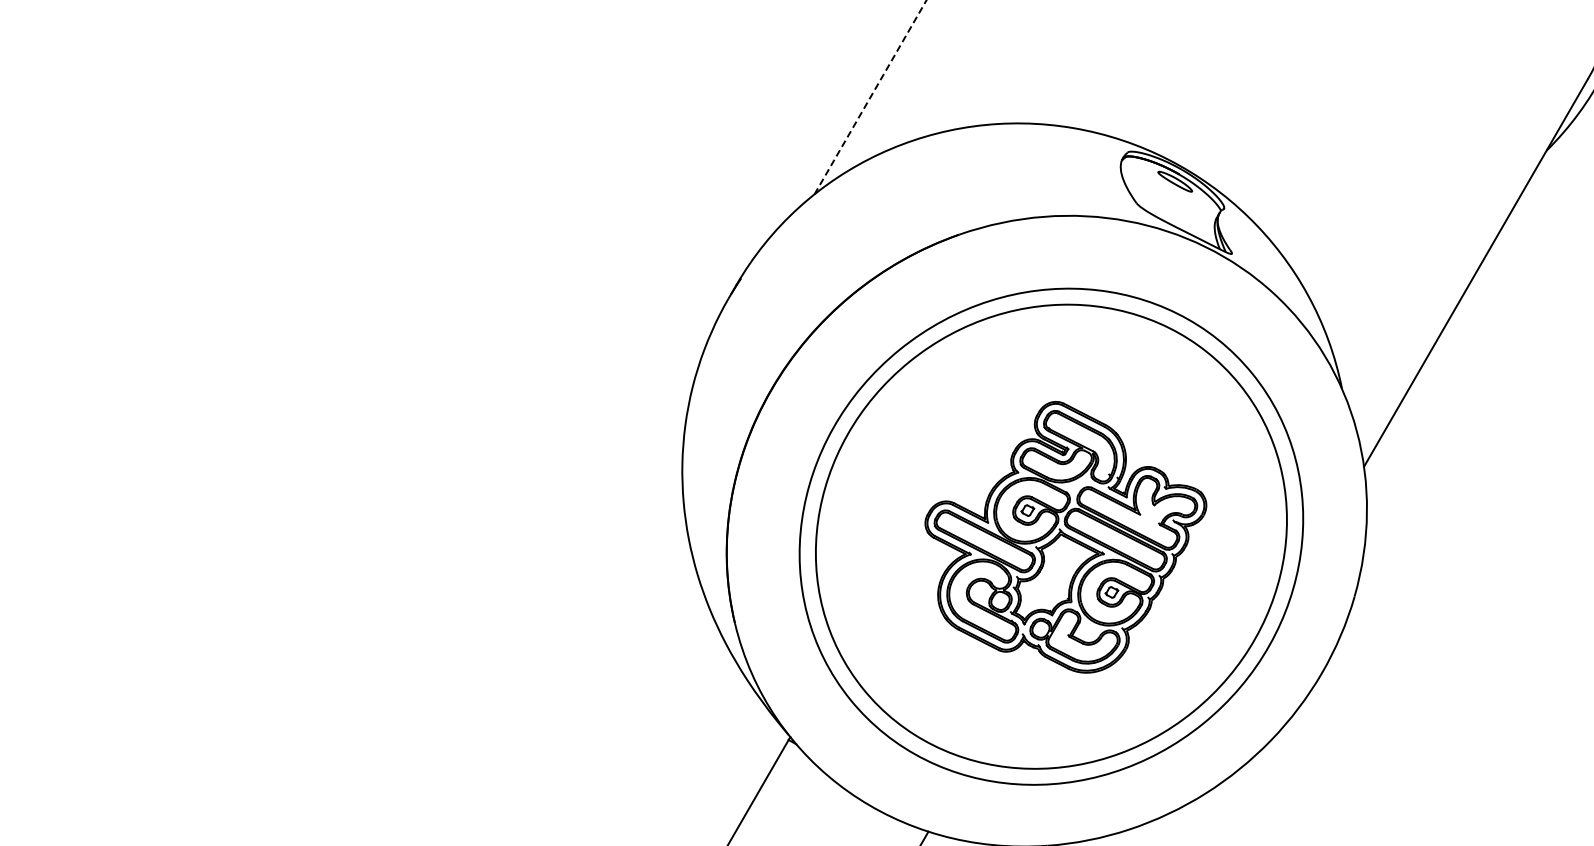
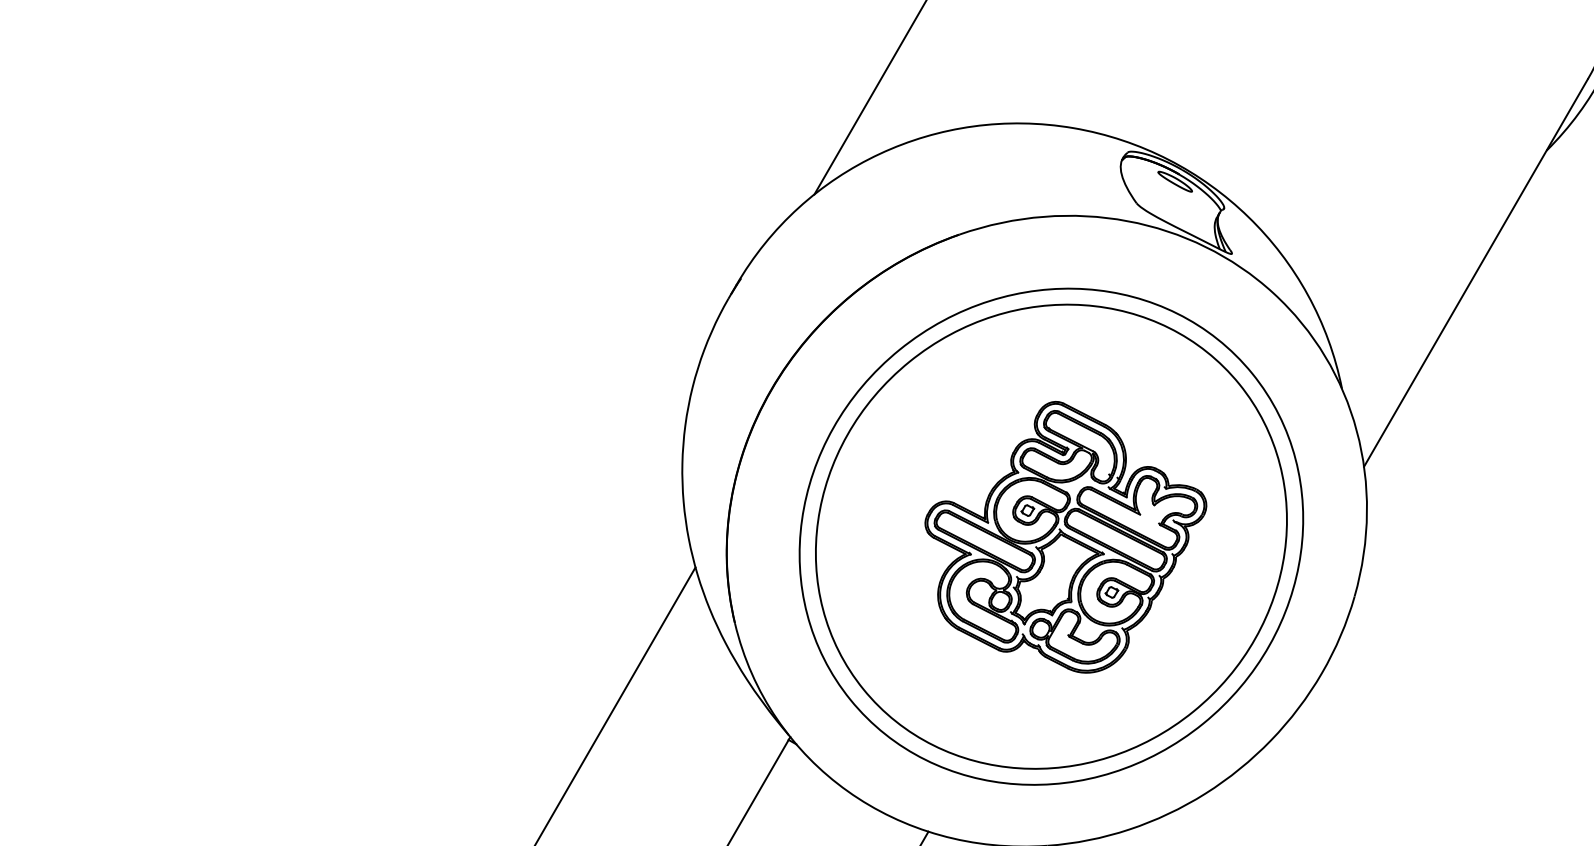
line: dashed -> solid (870, 97)
line: none -> present (615, 704)
